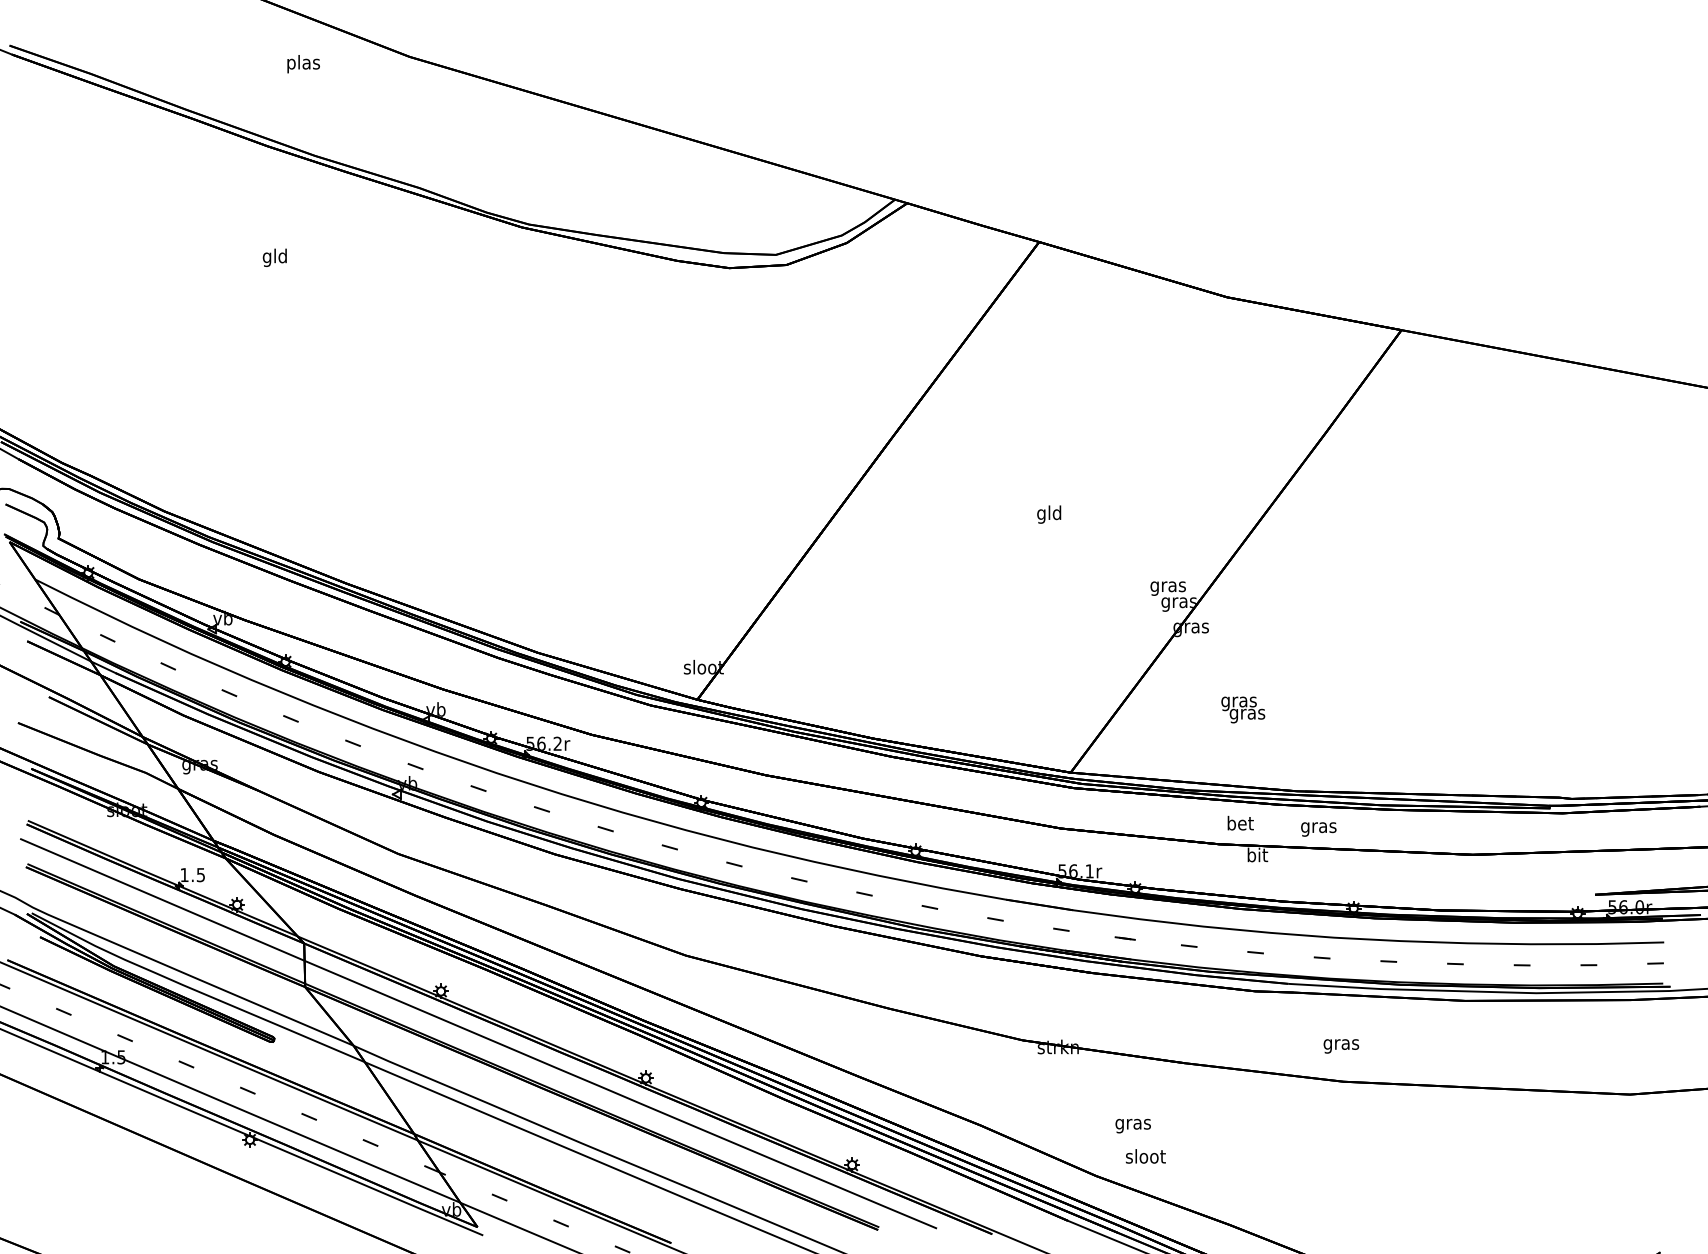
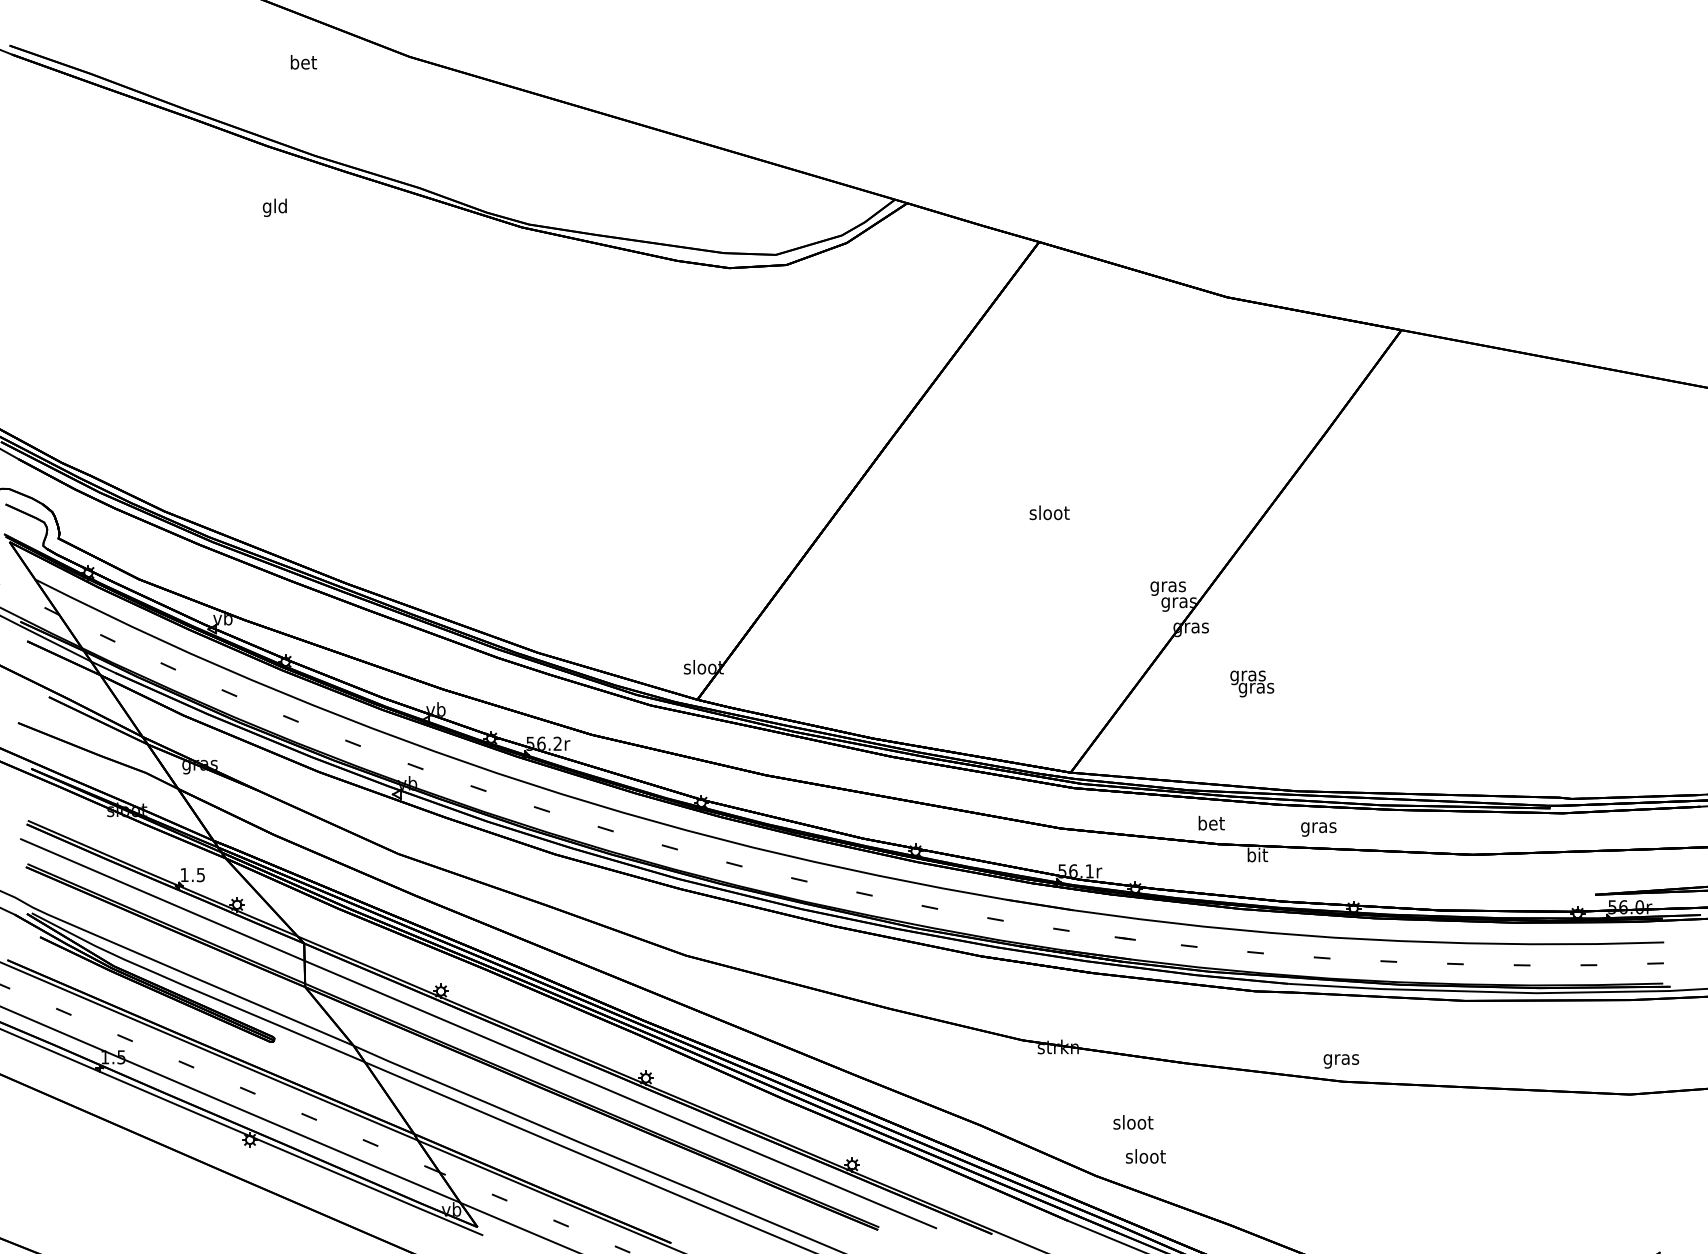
text: plas -> bet (303, 64)
text position: (274, 257) -> (274, 207) (274, 207)
text: gld -> sloot (1049, 514)
text position: (1243, 709) -> (1252, 683) (1252, 683)
text position: (1240, 822) -> (1211, 822) (1211, 822)
text position: (1341, 1046) -> (1341, 1061) (1341, 1061)
text: gras -> sloot (1133, 1124)
